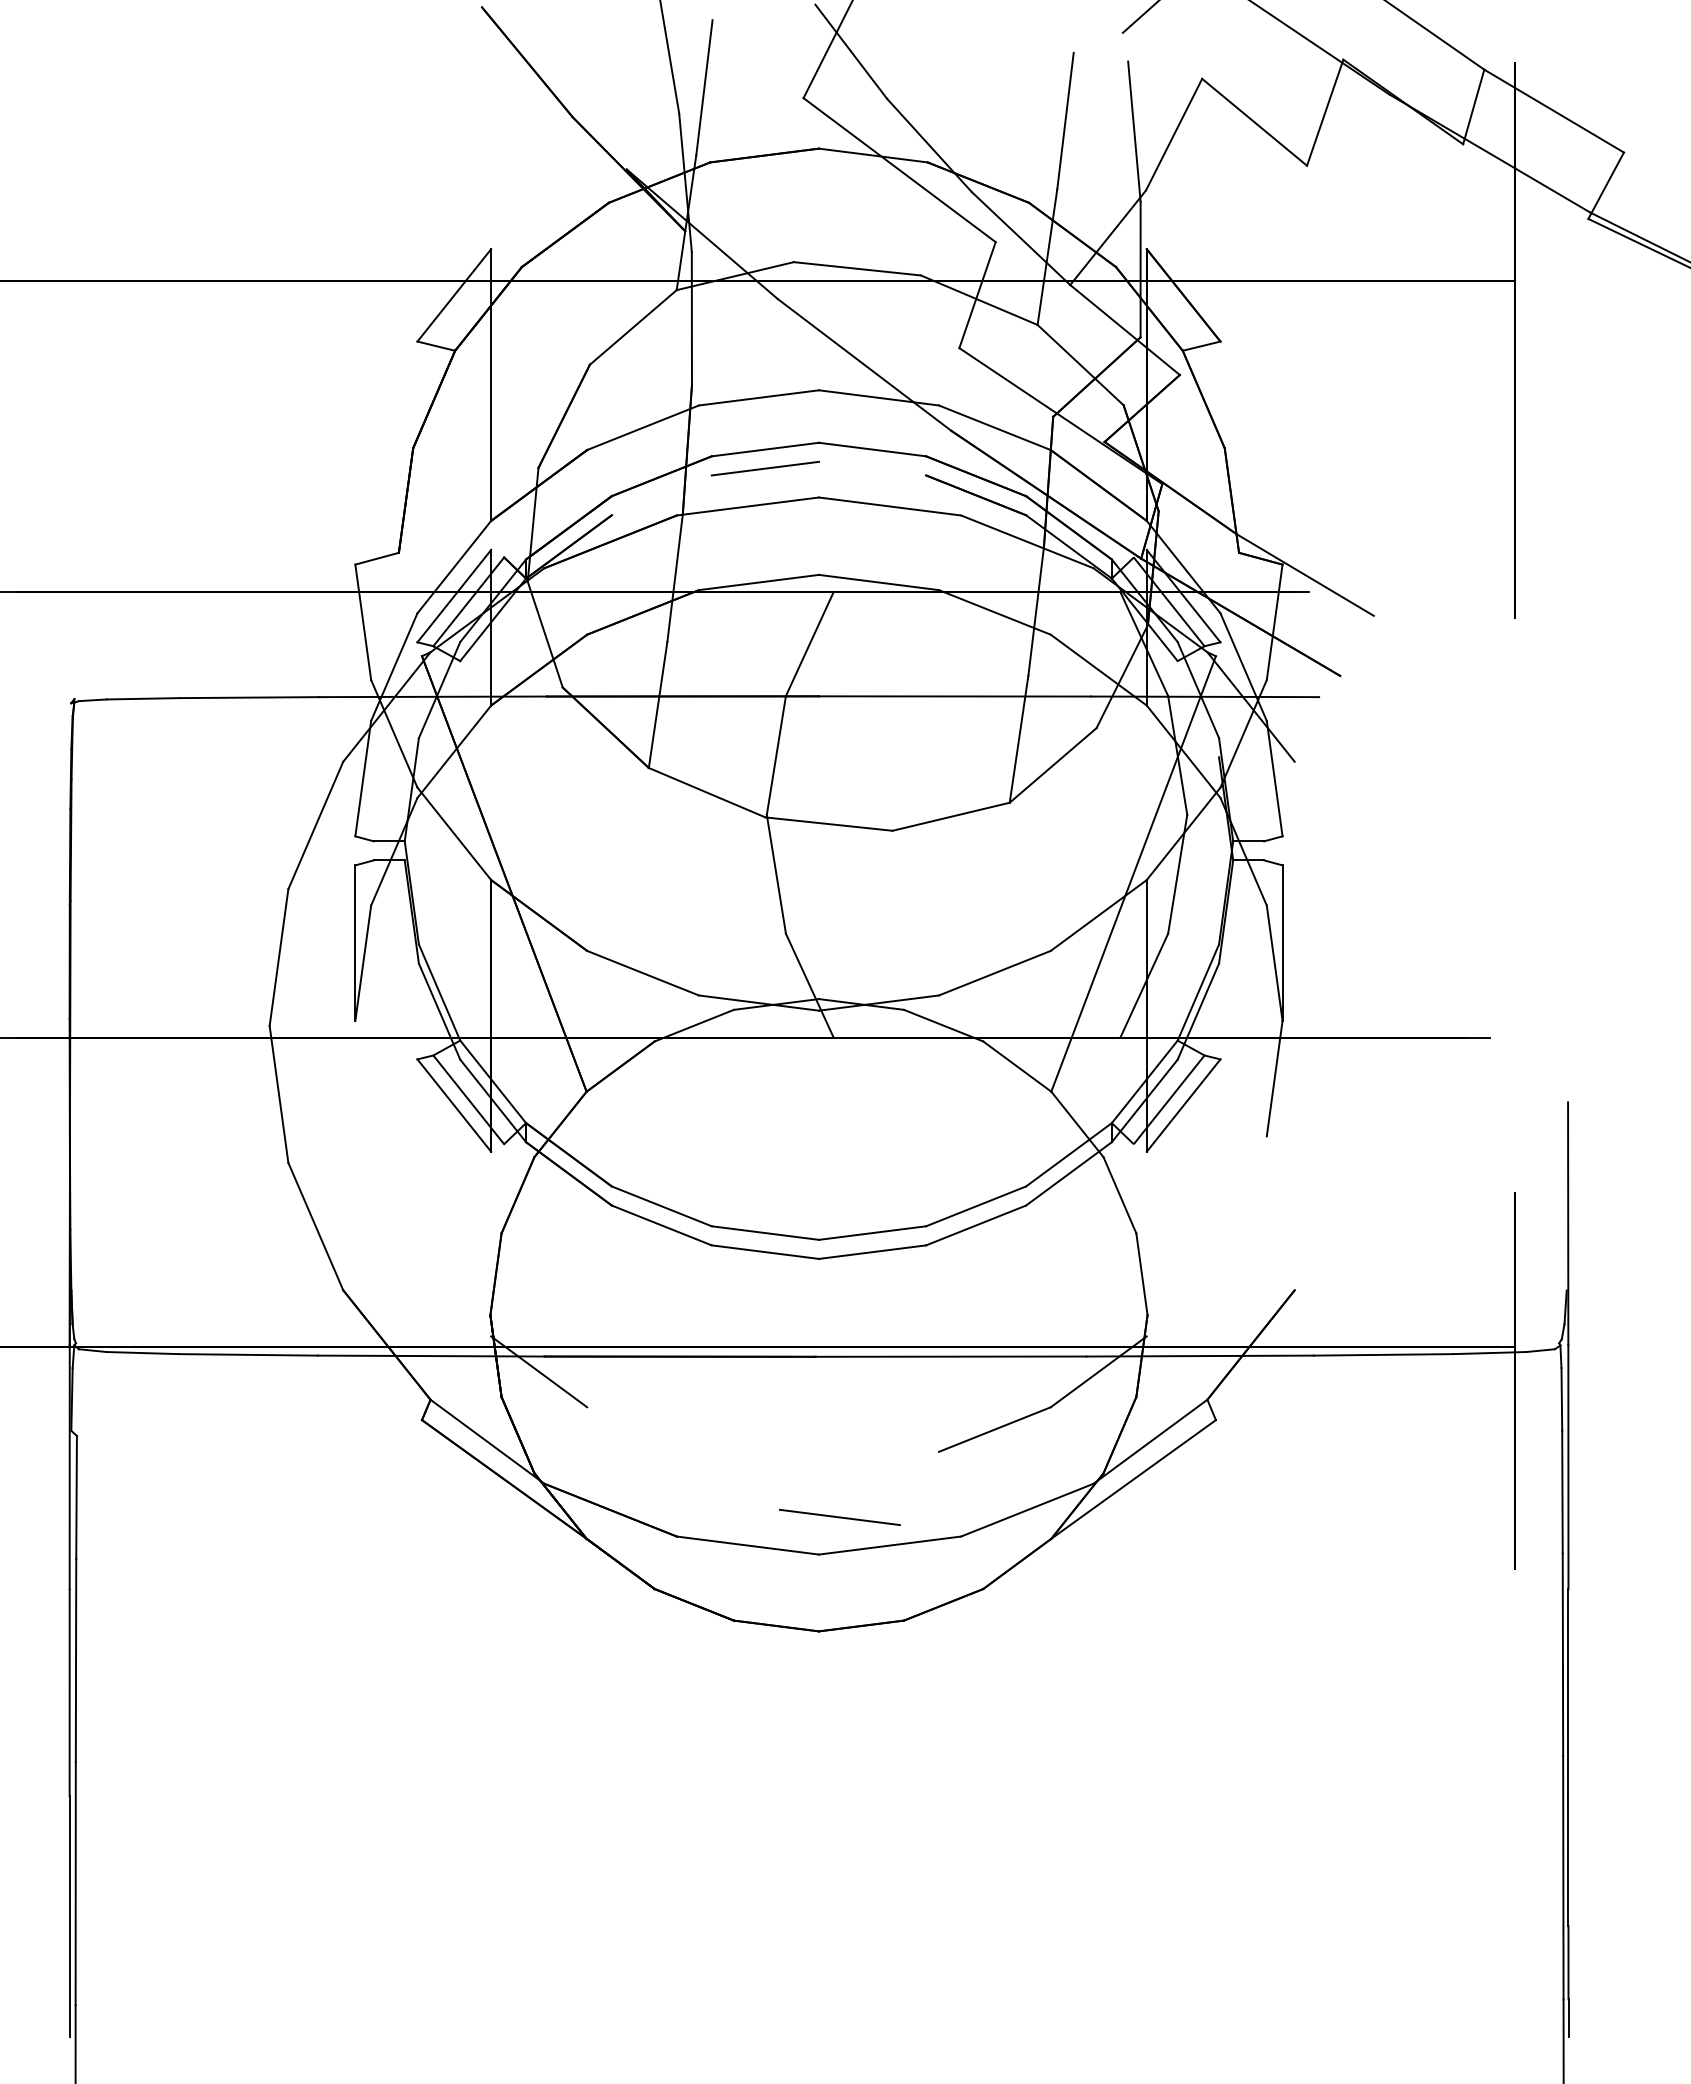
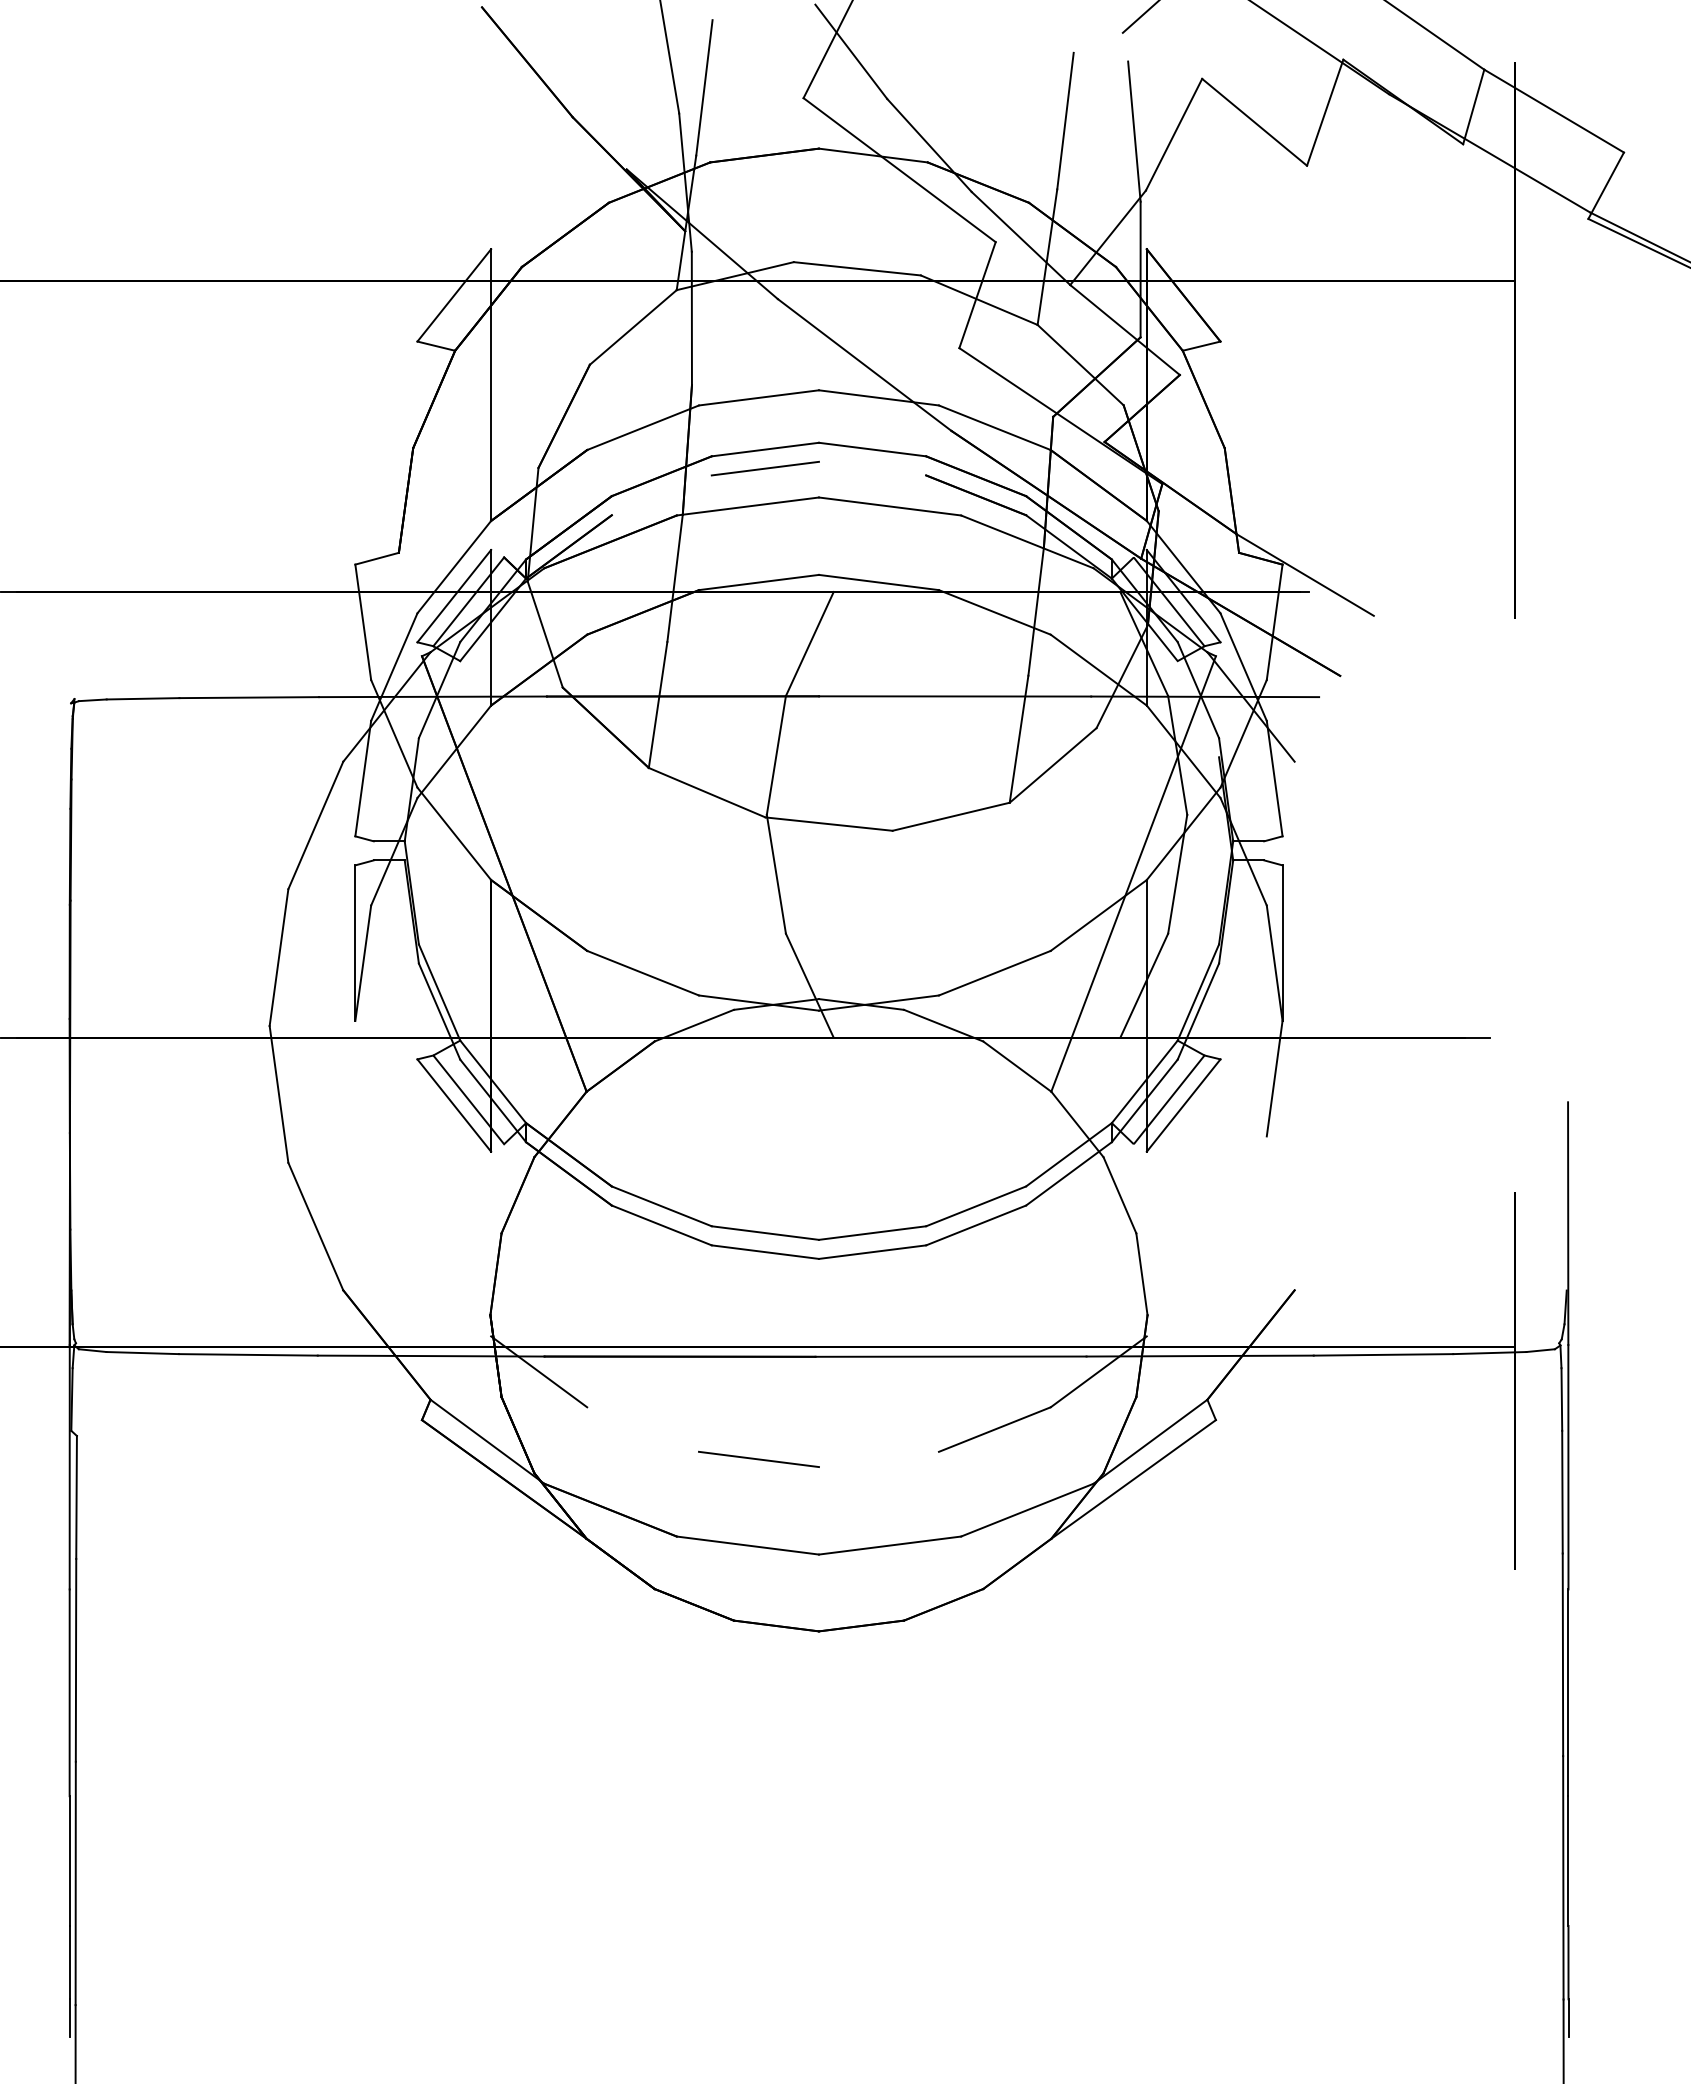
line position: (839, 1516) -> (758, 1458) (758, 1458)
